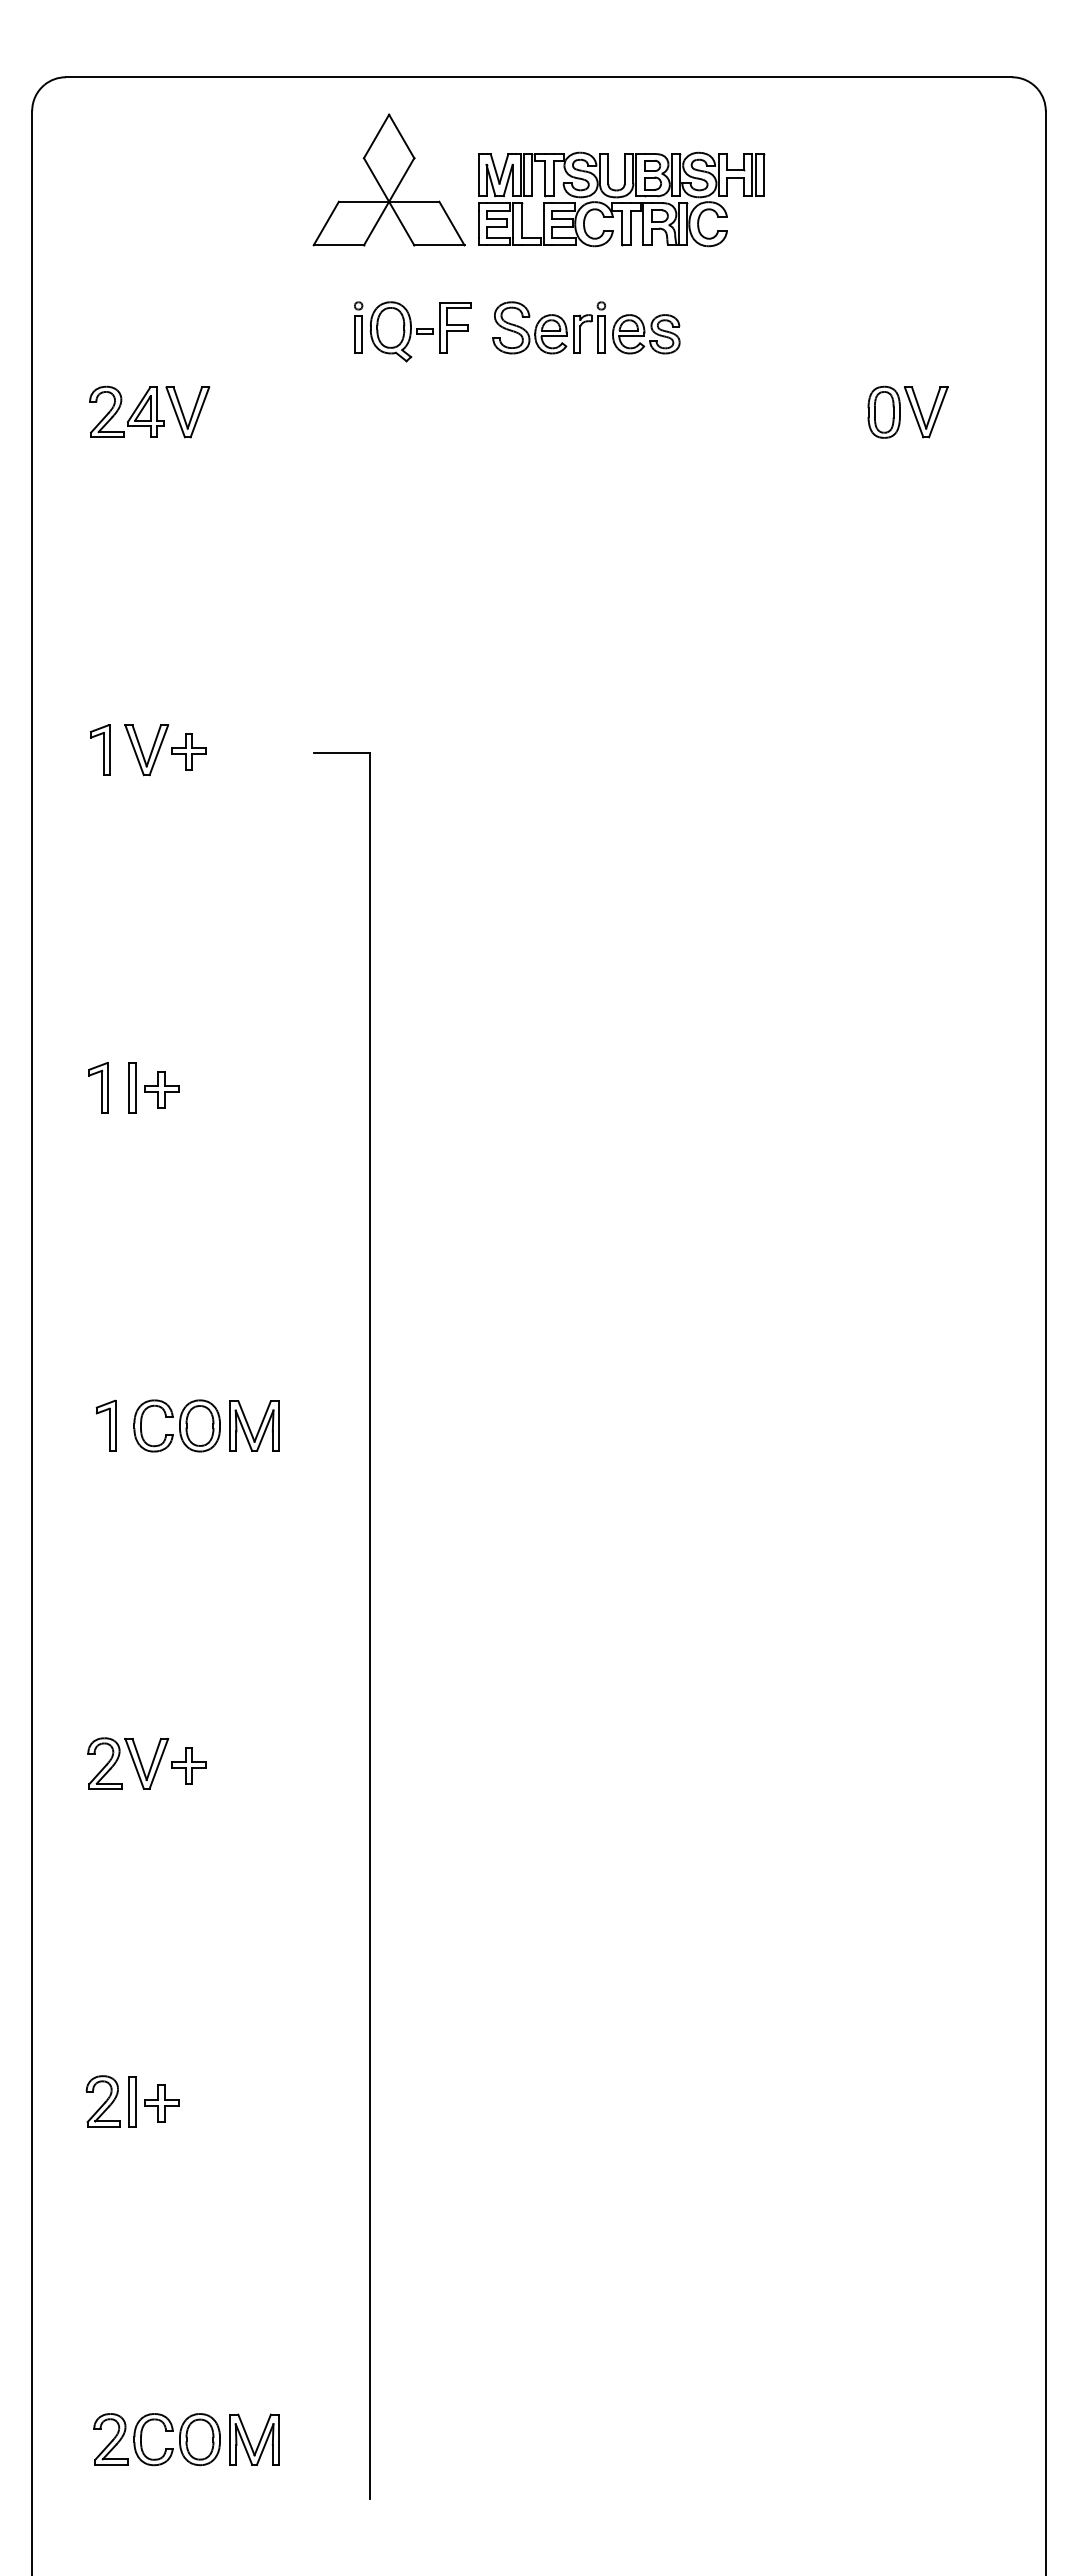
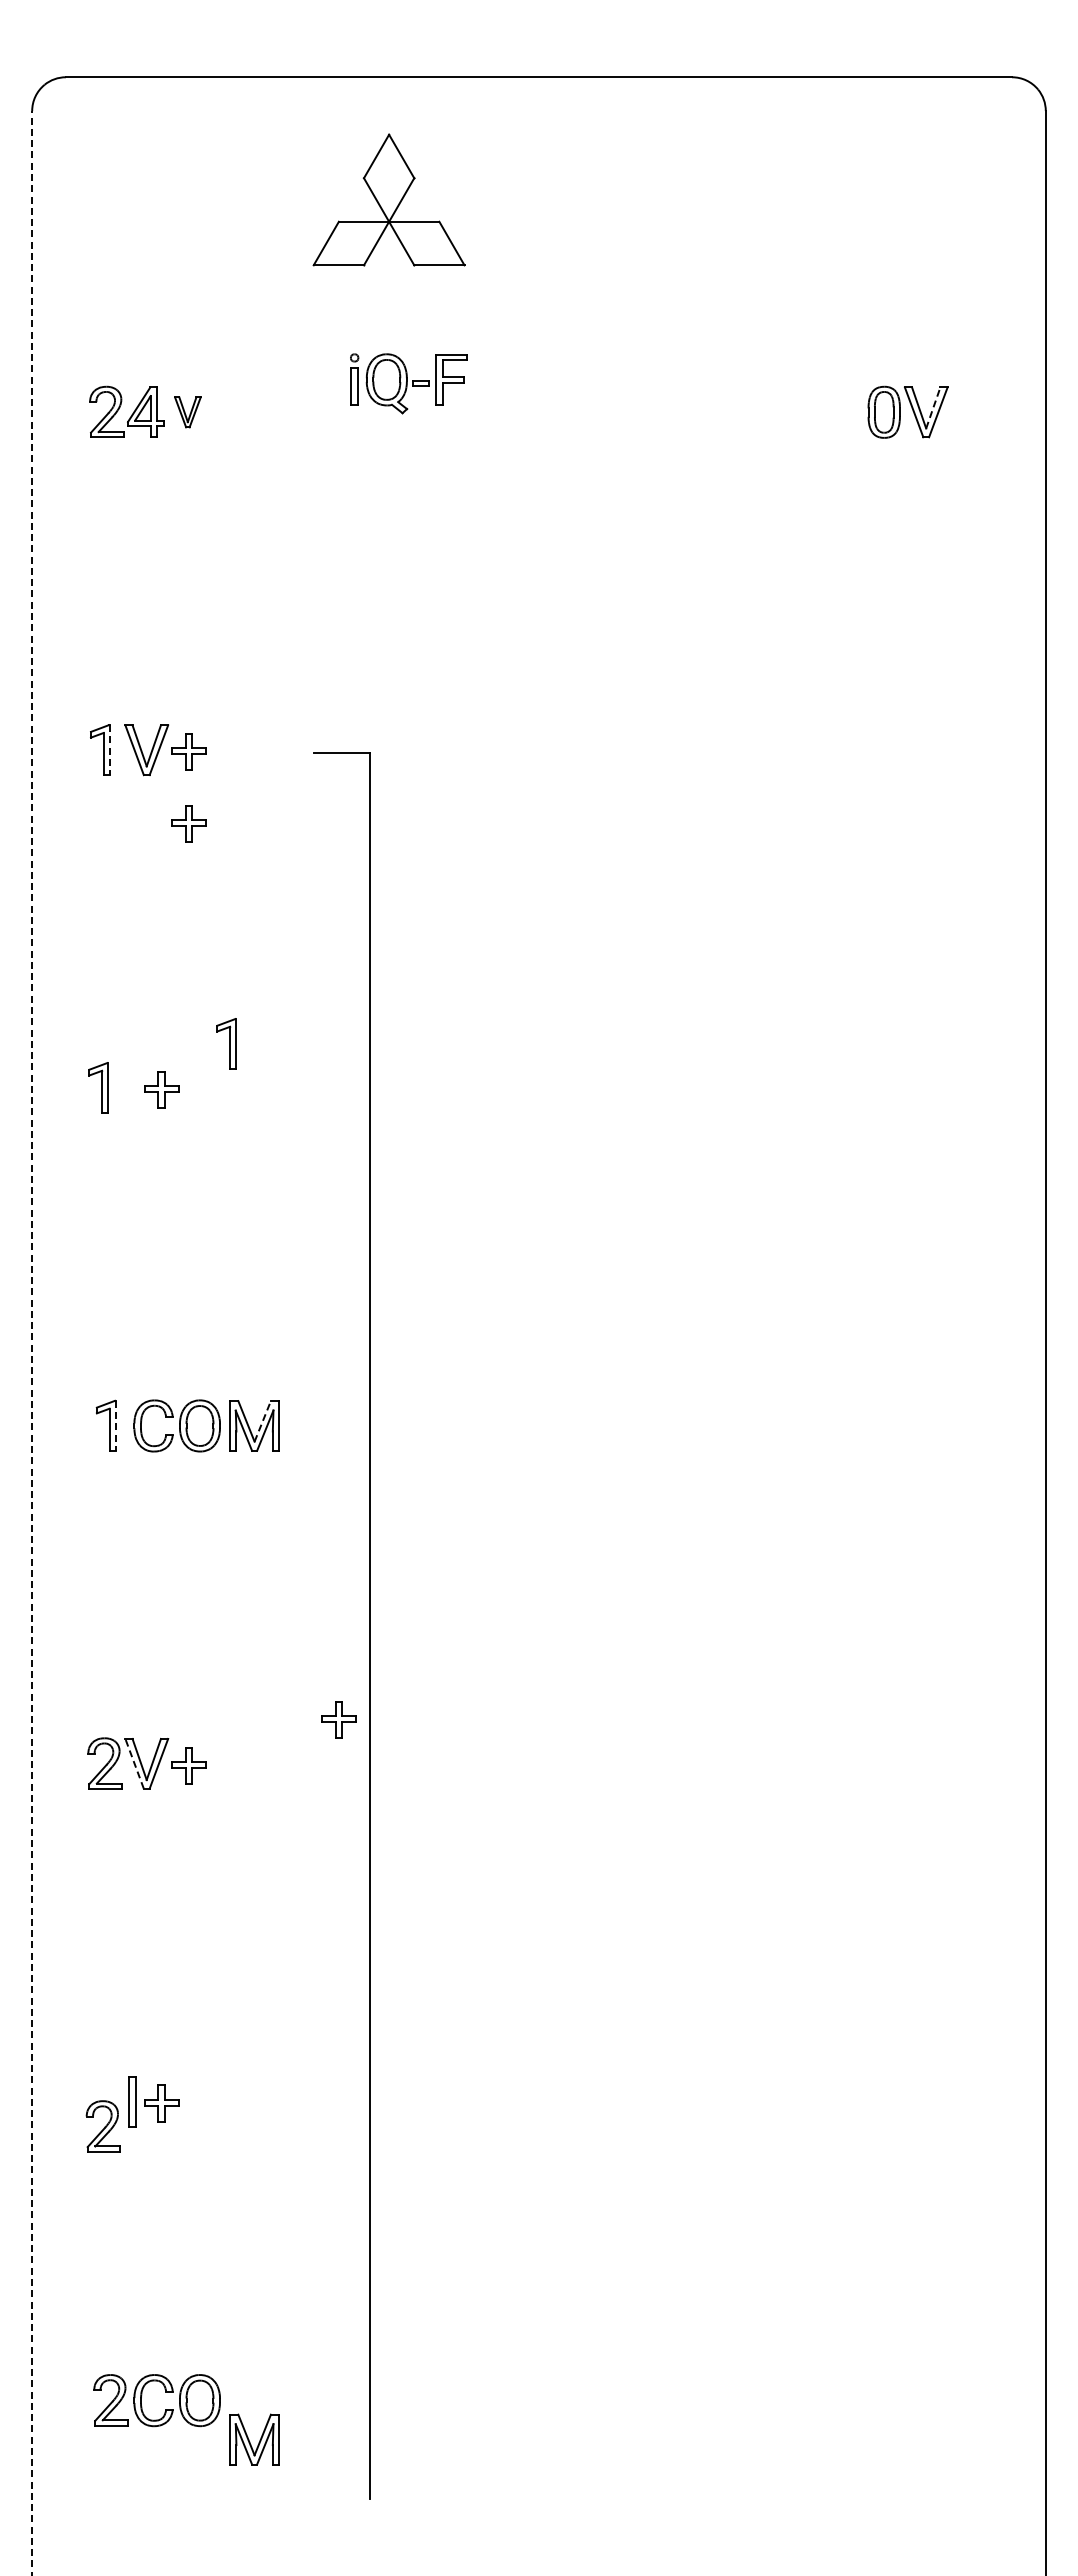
part position: (388, 179) -> (388, 199) (388, 199)
part: present -> none (621, 199)
part: present -> none (586, 327)
part position: (412, 331) -> (408, 383) (408, 383)
line: solid -> dashed (933, 407)
part size: 46x53 px -> 28x33 px (187, 412)
line: solid -> dashed (110, 750)
part: none -> present (188, 823)
part: none -> present (226, 1043)
part: present -> none (132, 1087)
line: solid -> dashed (32, 1342)
line: solid -> dashed (262, 1421)
line: solid -> dashed (116, 1426)
part: none -> present (338, 1719)
line: solid -> dashed (134, 1763)
part position: (102, 2101) -> (102, 2126) (102, 2126)
part position: (165, 2431) -> (165, 2392) (165, 2392)
